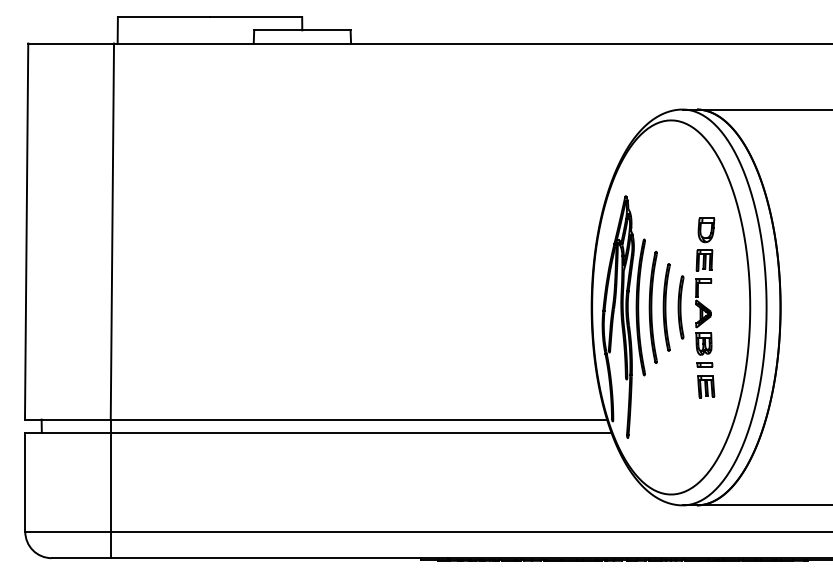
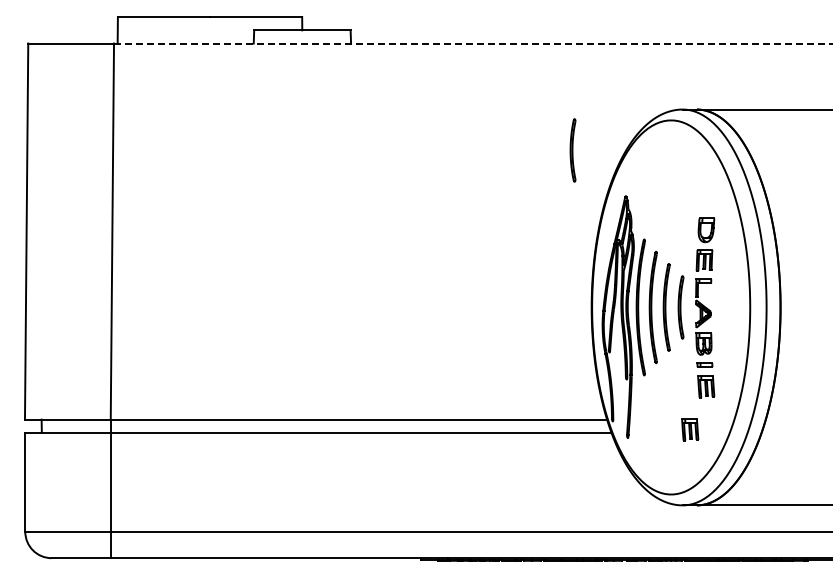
line: solid -> dashed (473, 43)
part: none -> present (572, 150)
part: none -> present (690, 429)
